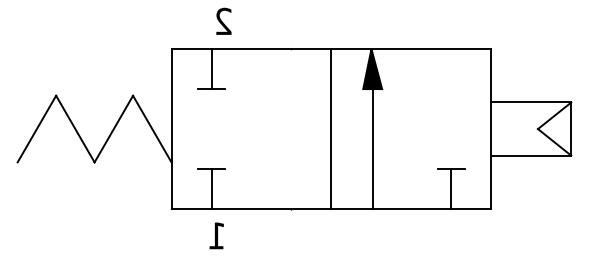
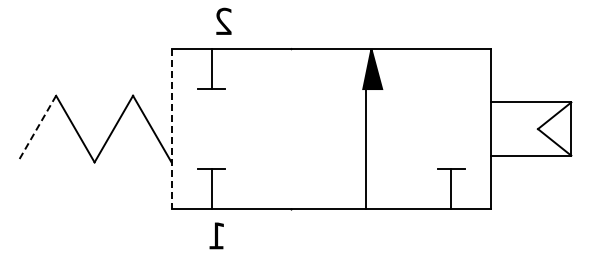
line: solid -> dashed (36, 129)
line: solid -> dashed (171, 129)
line: present -> none (331, 129)
line position: (372, 149) -> (365, 149) (365, 149)
